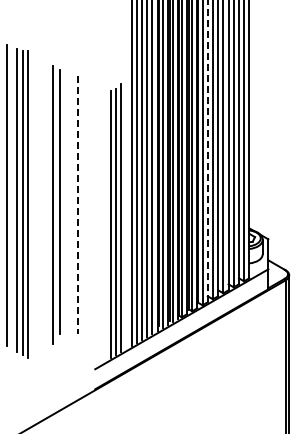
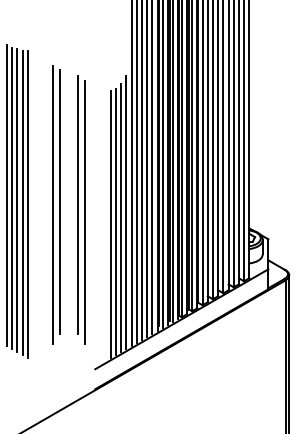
line: dashed -> solid (207, 151)
line: none -> present (12, 198)
line: dashed -> solid (78, 205)
line: none -> present (85, 212)
line: none -> present (126, 212)
